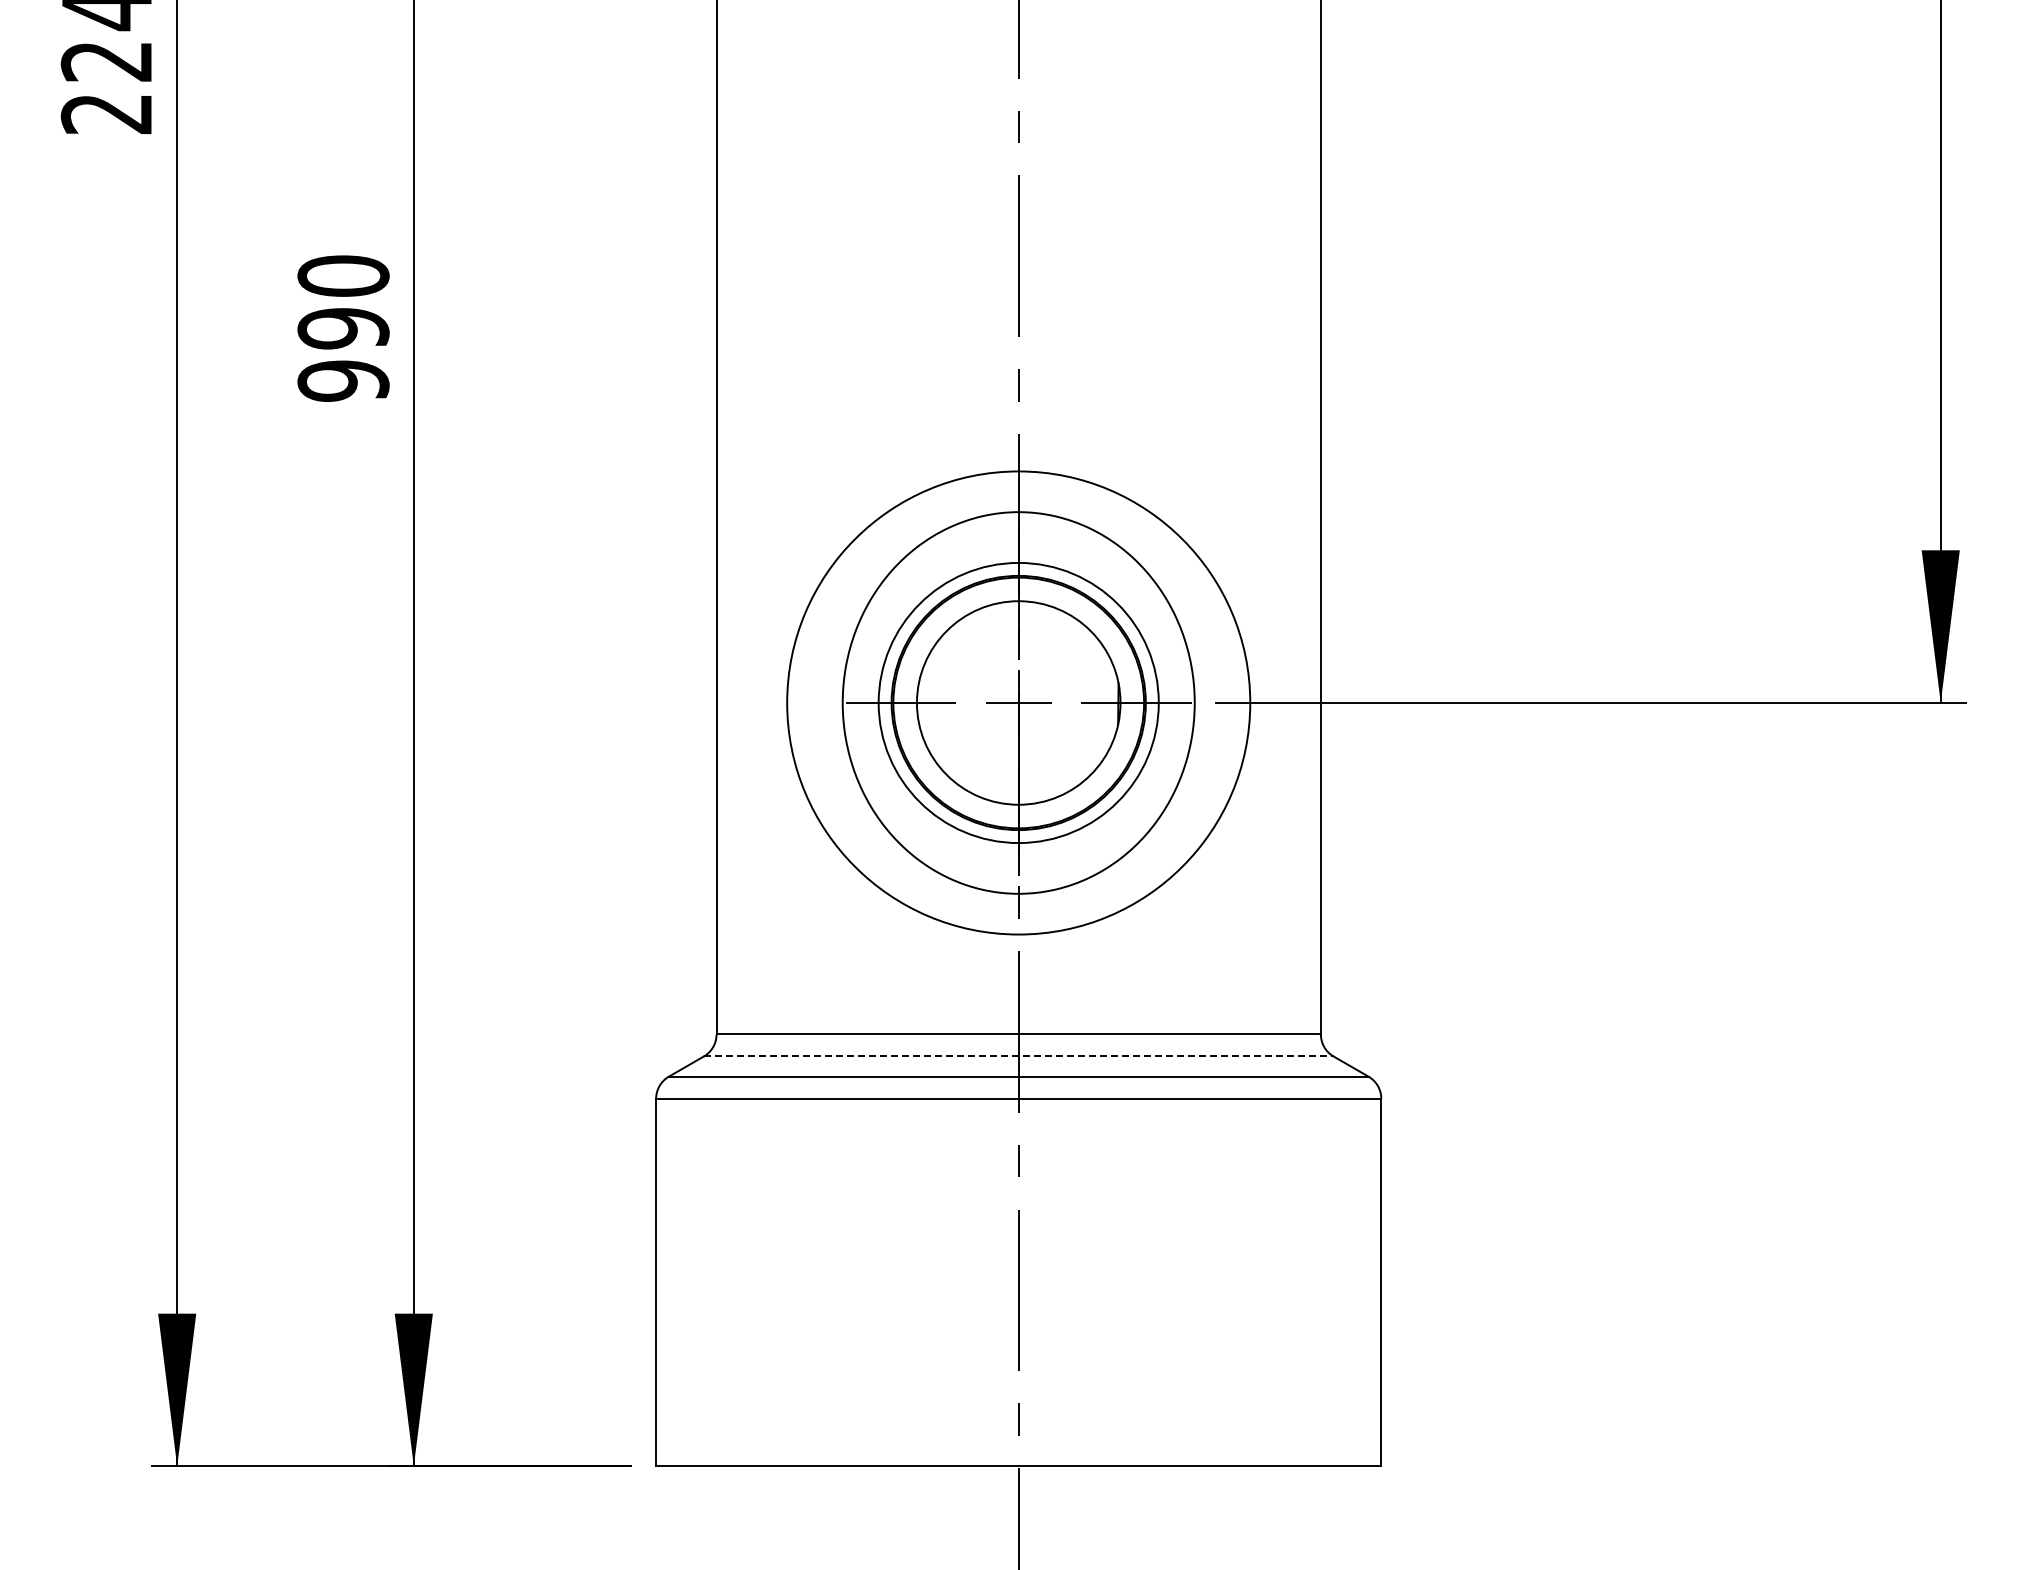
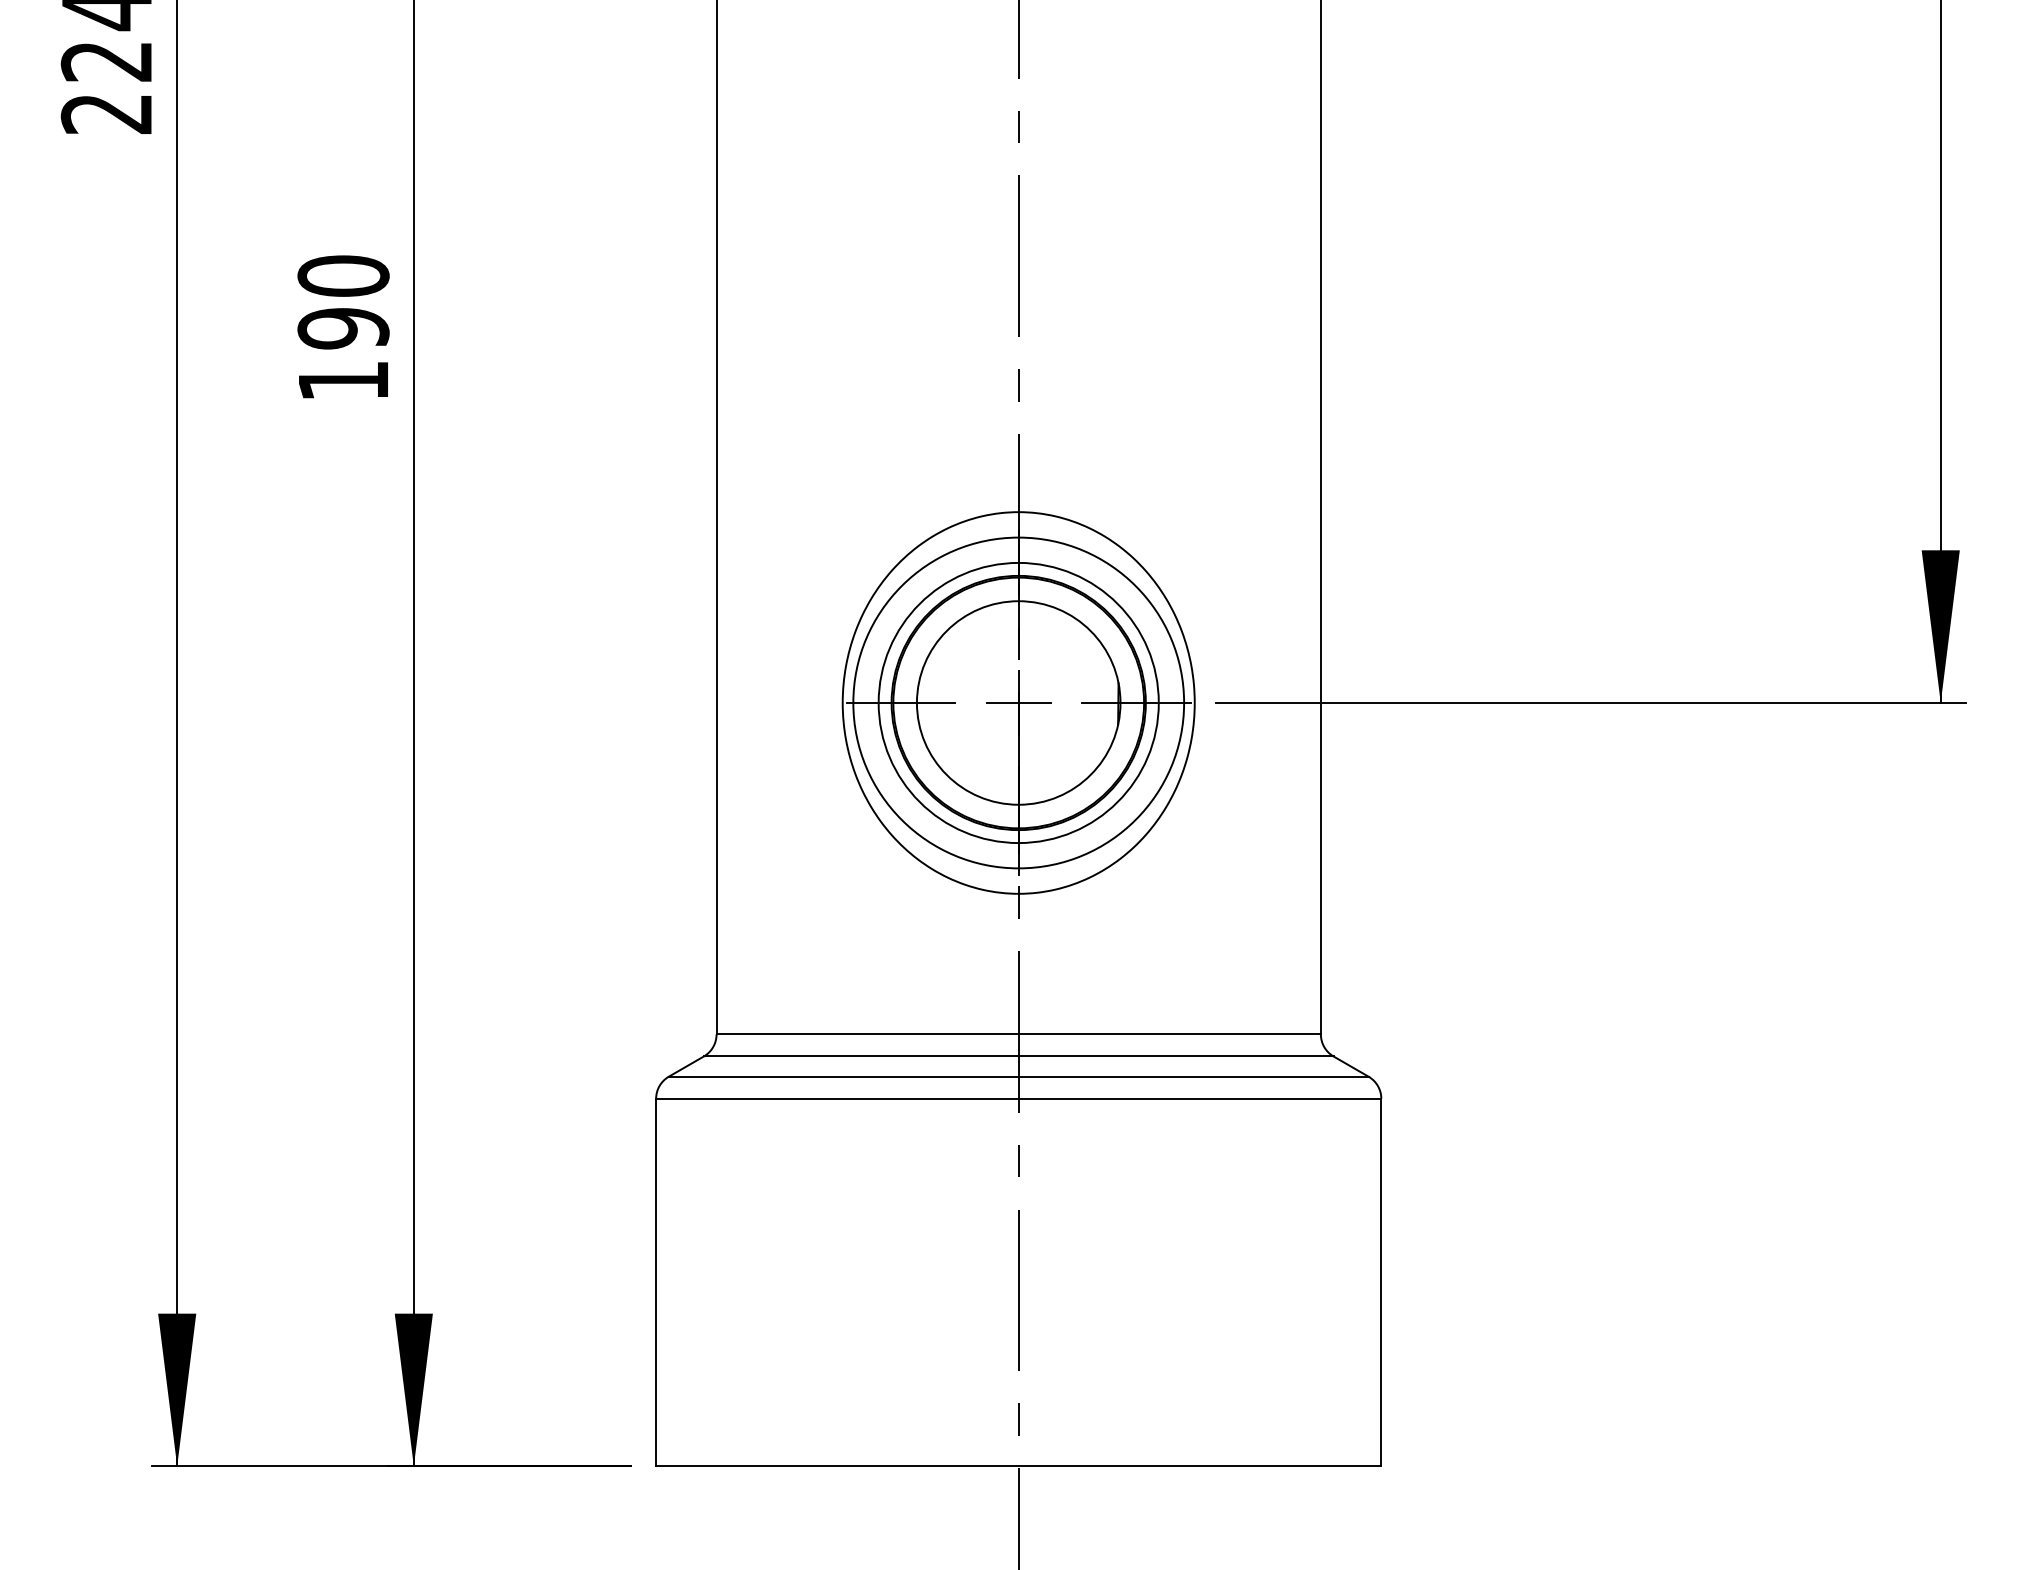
text: 990 -> 190 (343, 380)
circle diameter: 463 px -> 331 px (1018, 702)
line: dashed -> solid (1018, 1056)
